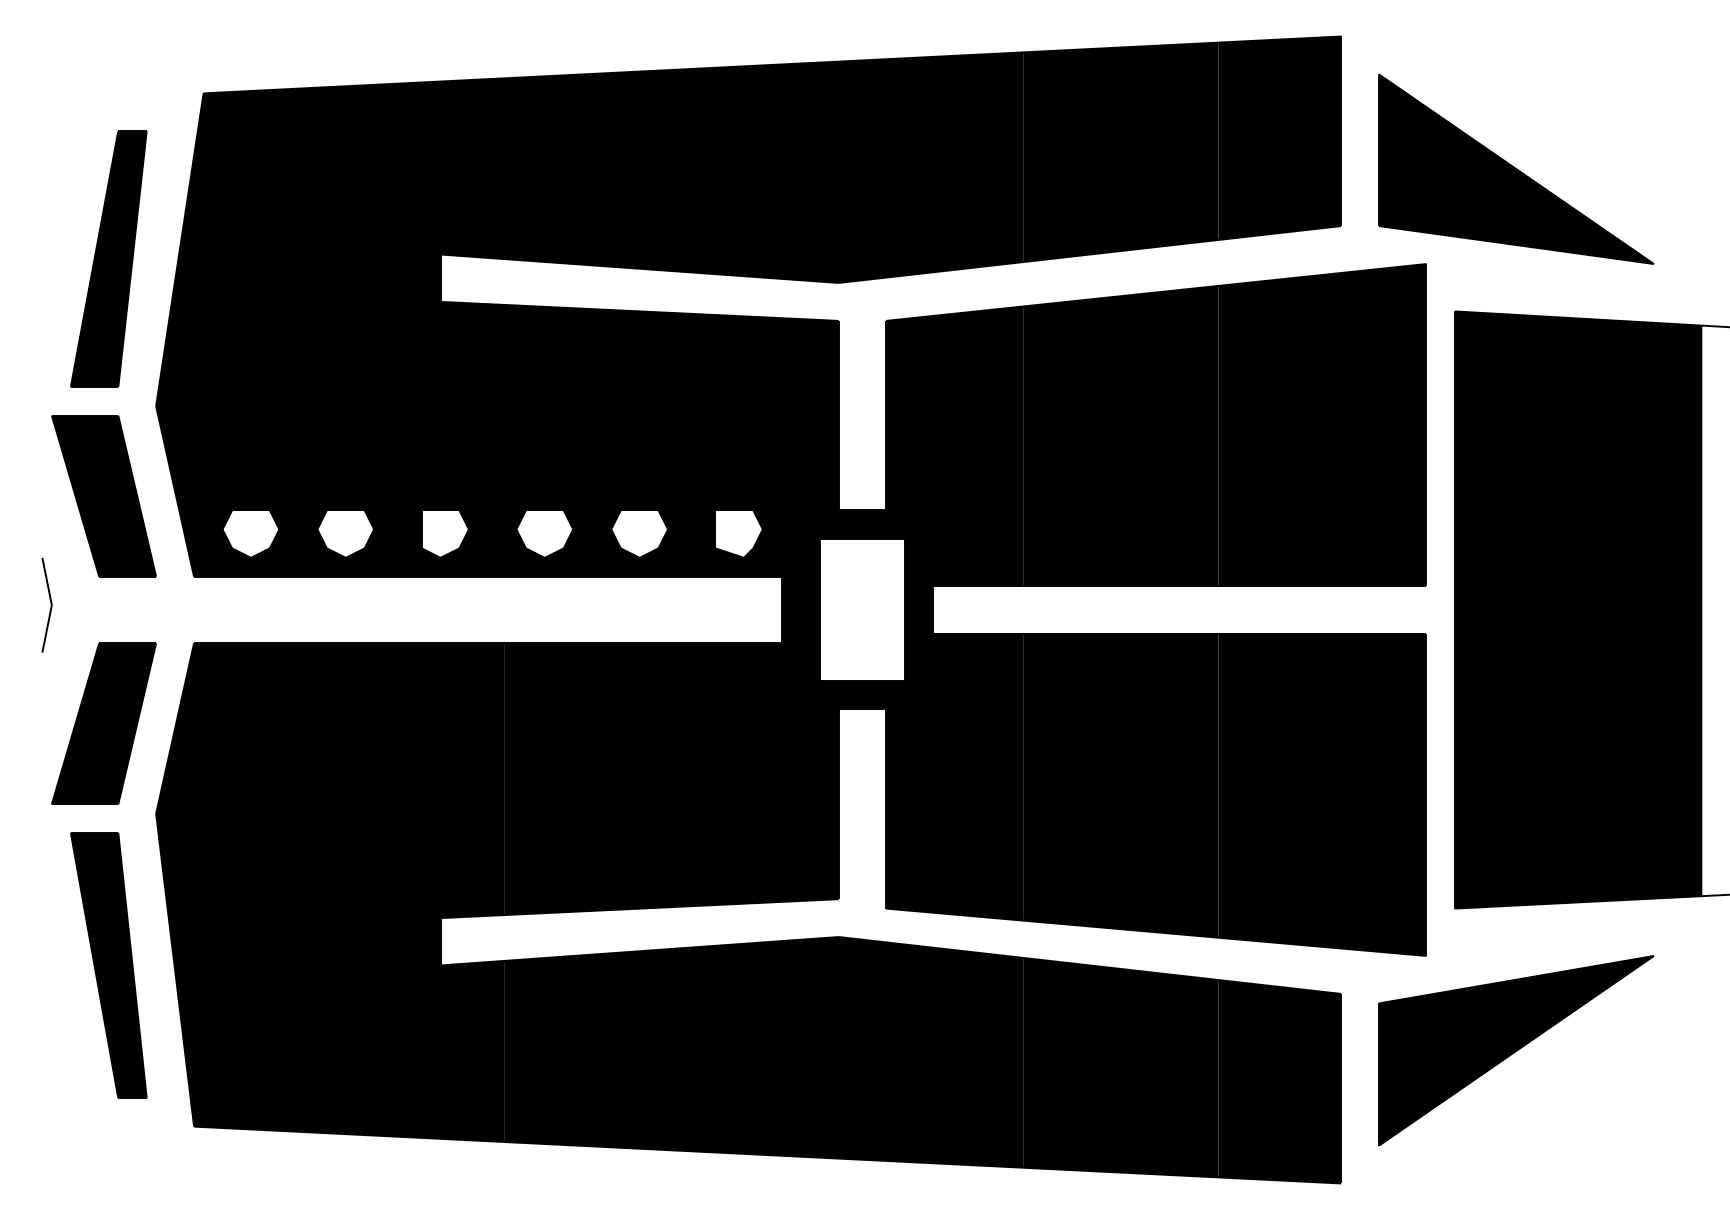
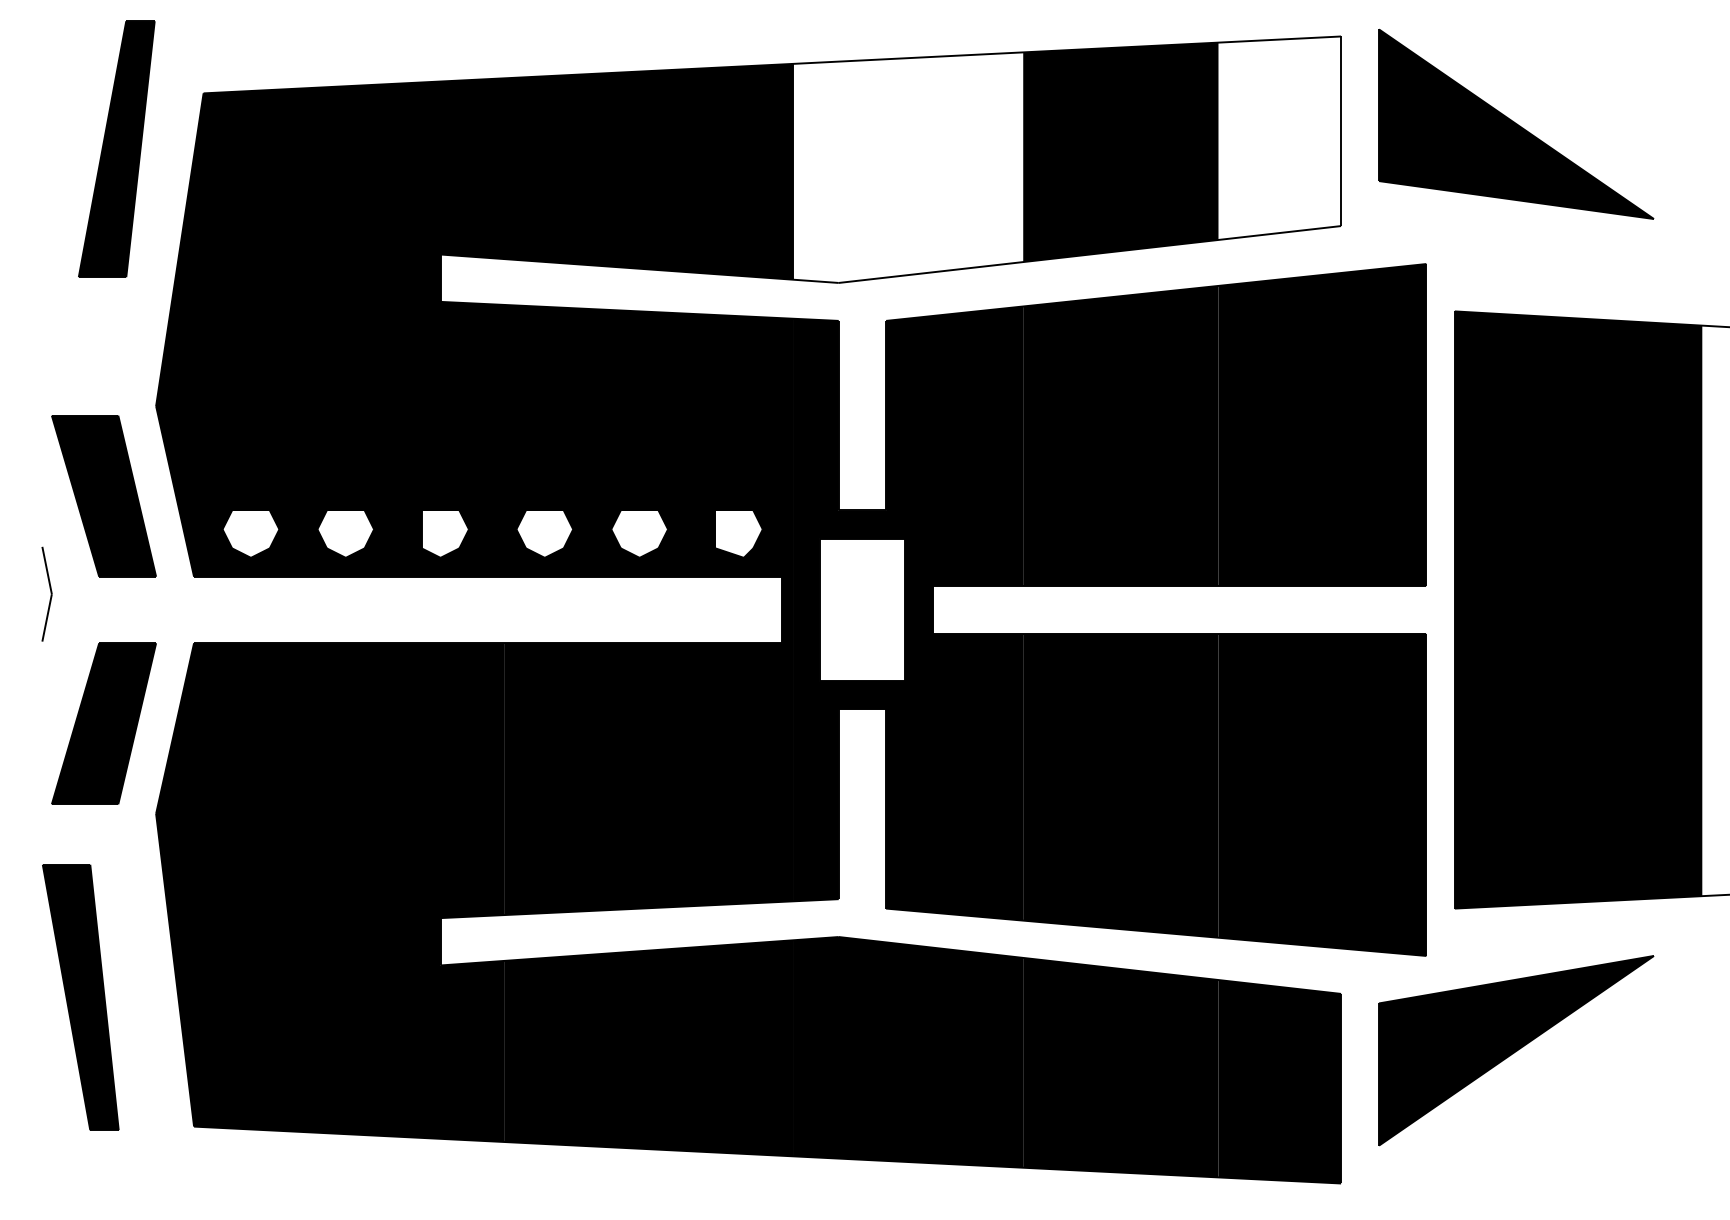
fill: present -> none (1279, 138)
fill: present -> none (908, 167)
part position: (1516, 168) -> (1516, 123) (1516, 123)
part position: (108, 258) -> (116, 148) (116, 148)
part position: (46, 604) -> (46, 593) (46, 593)
part position: (108, 965) -> (80, 997) (80, 997)
